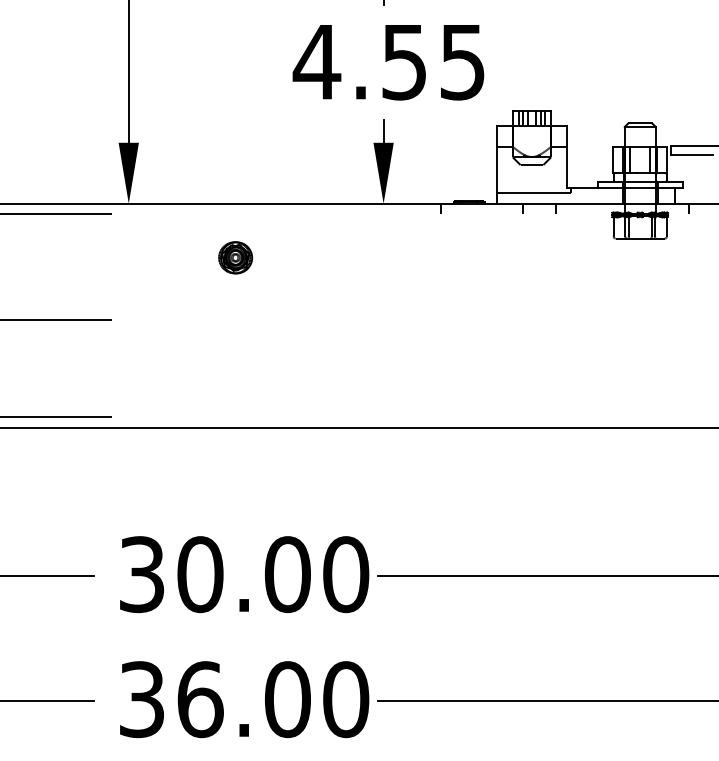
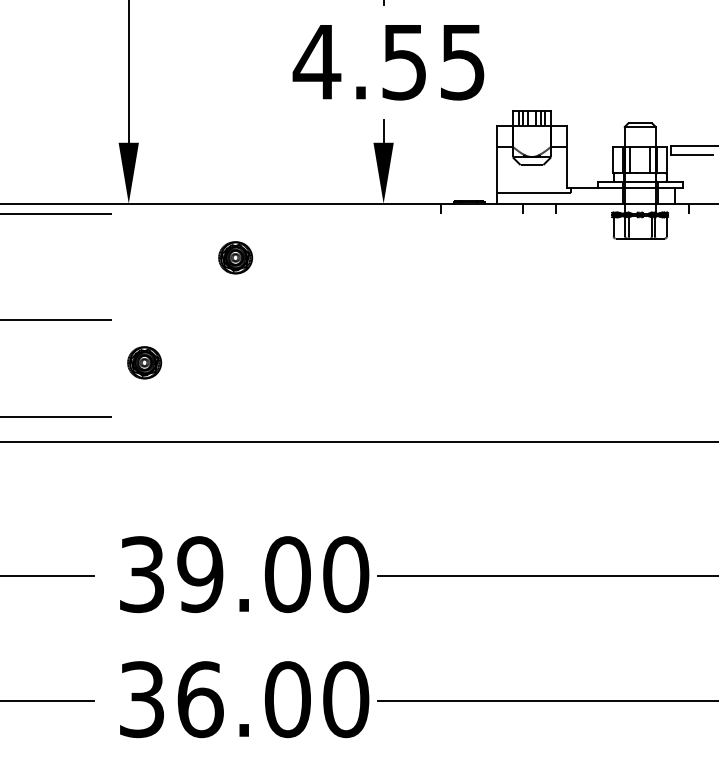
part: none -> present (144, 362)
line position: (358, 428) -> (358, 442) (358, 442)
text: 30.00 -> 39.00 (200, 574)
